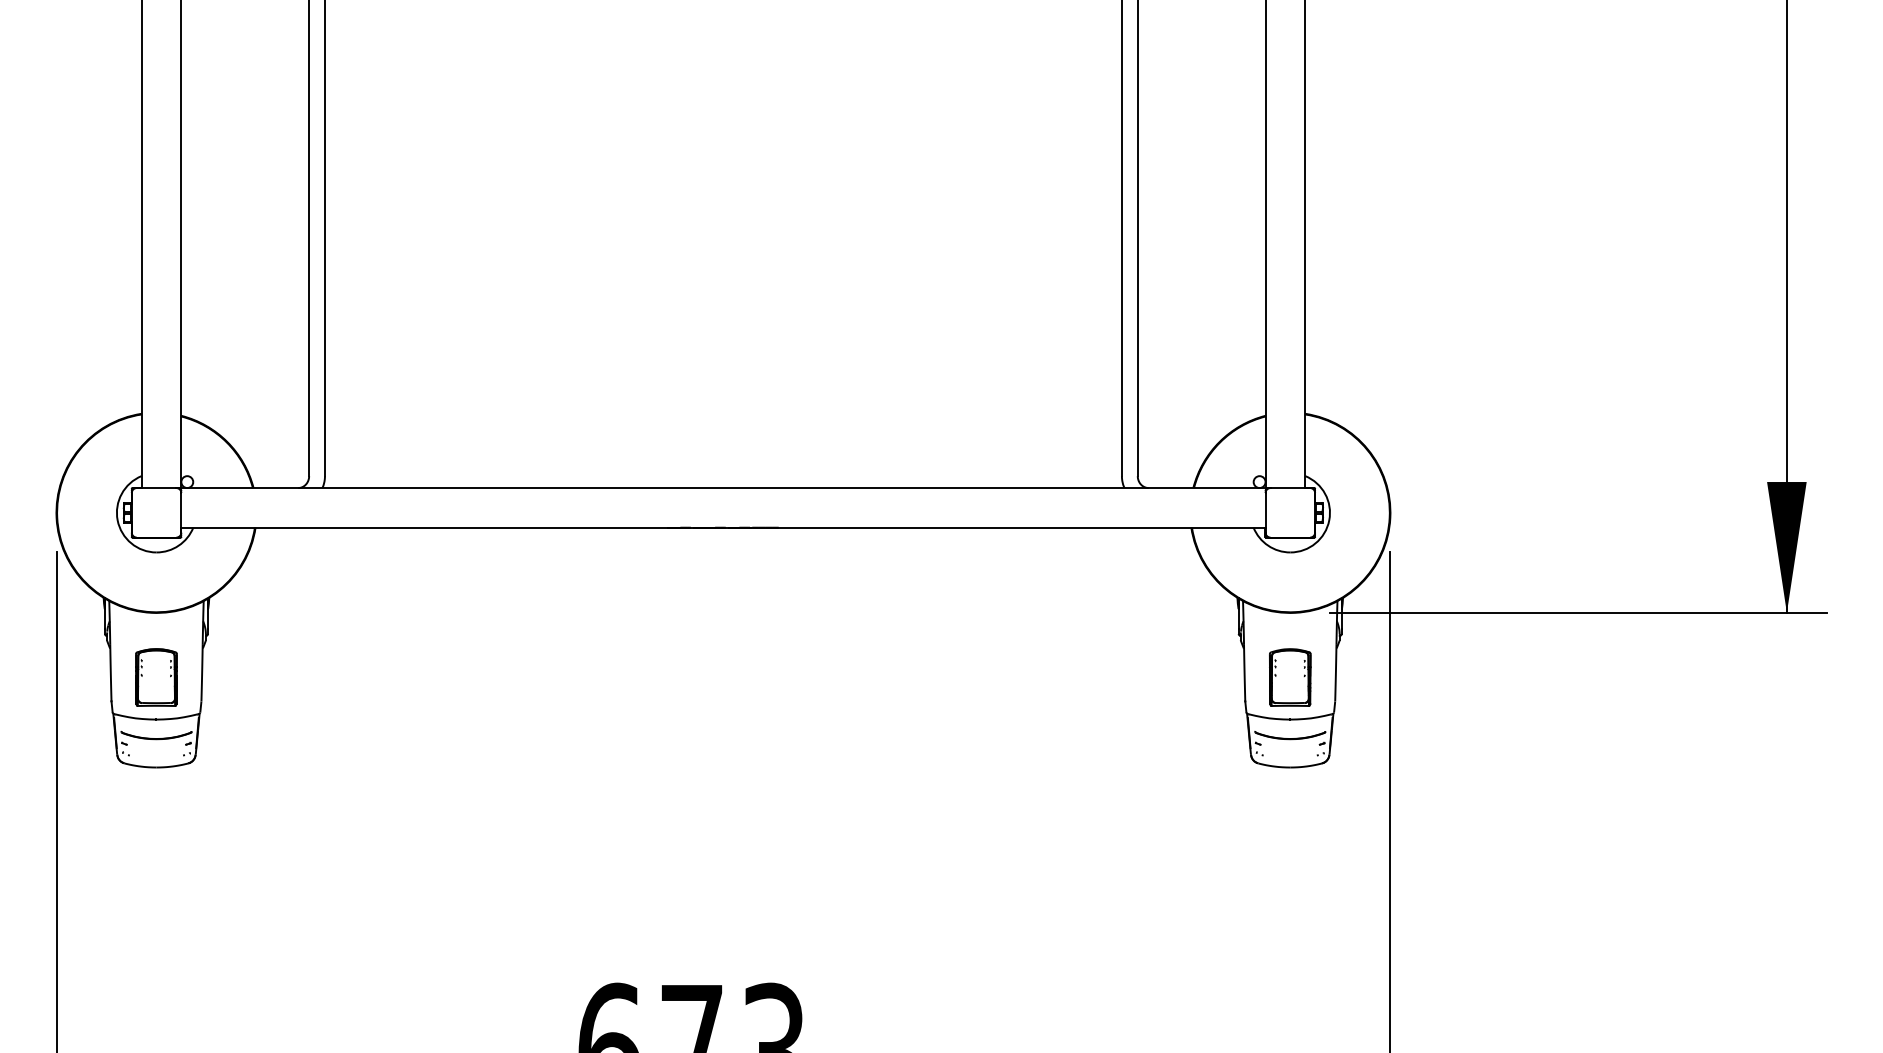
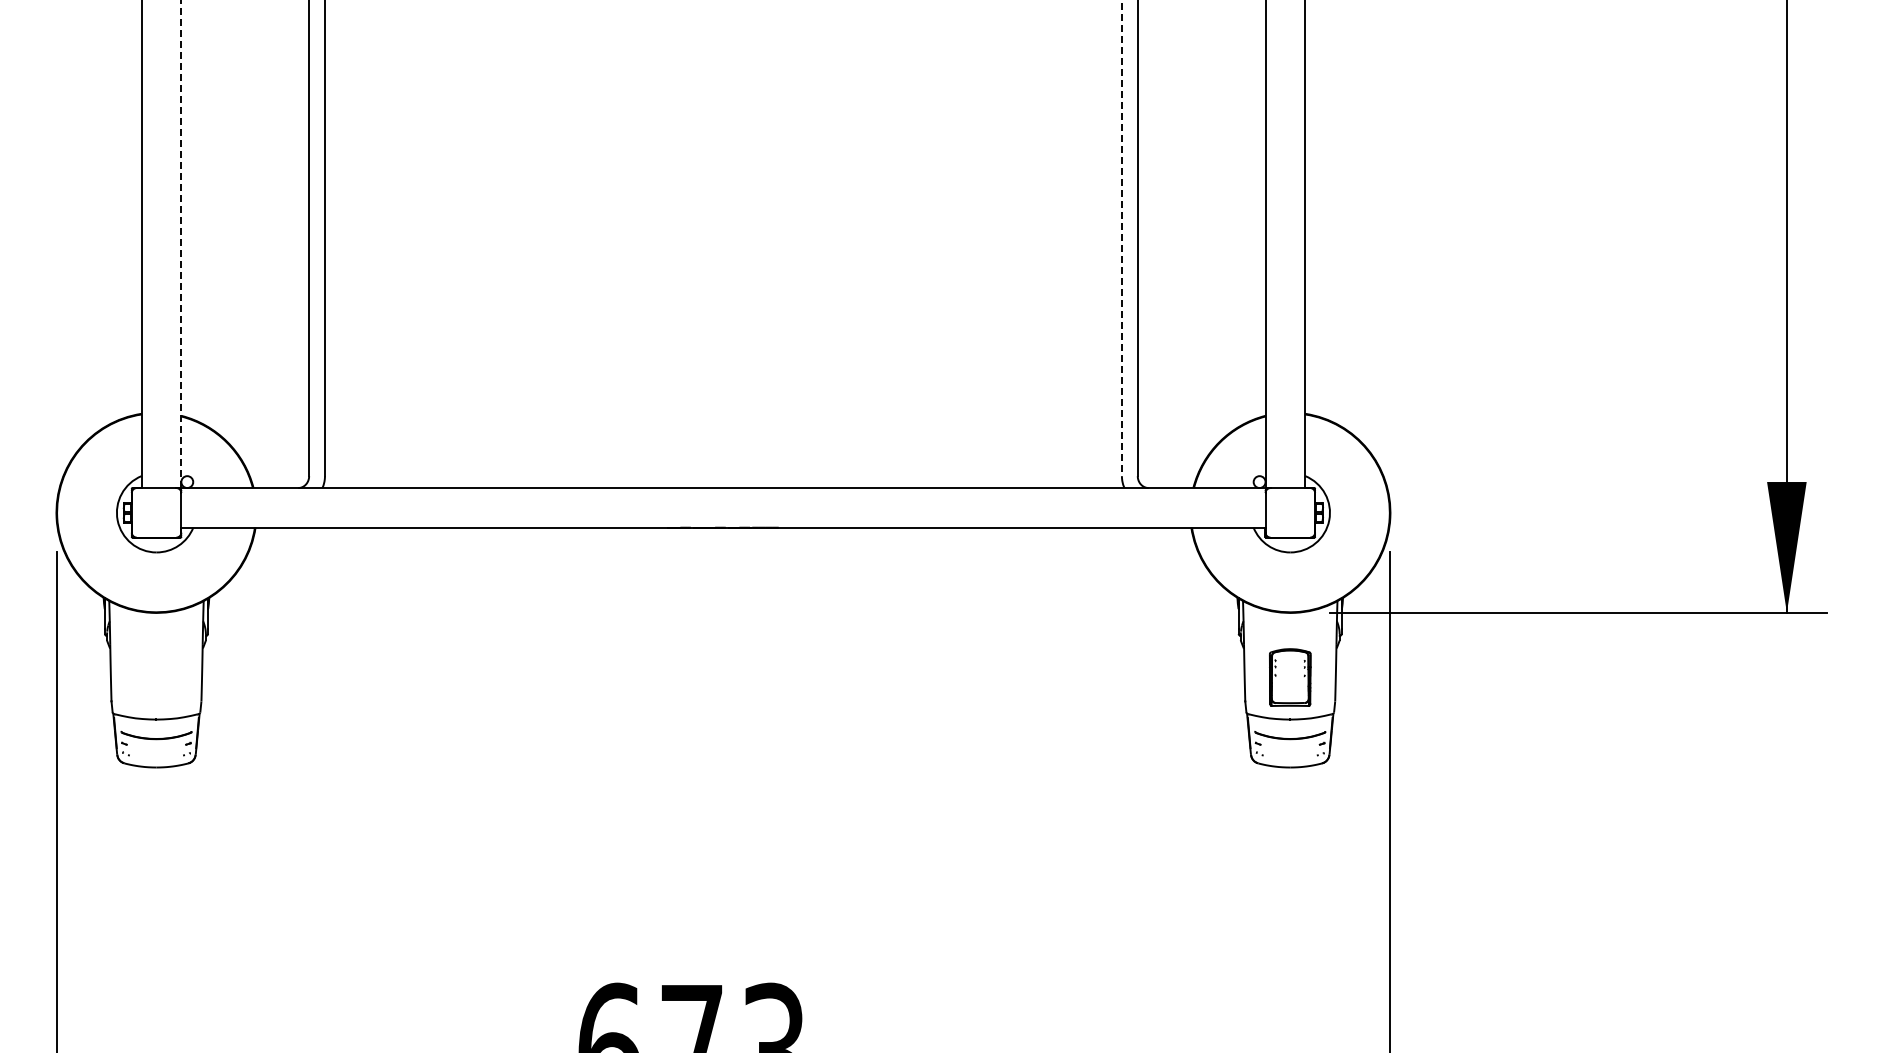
line: solid -> dashed (1121, 238)
line: solid -> dashed (181, 244)
part: present -> none (156, 677)
